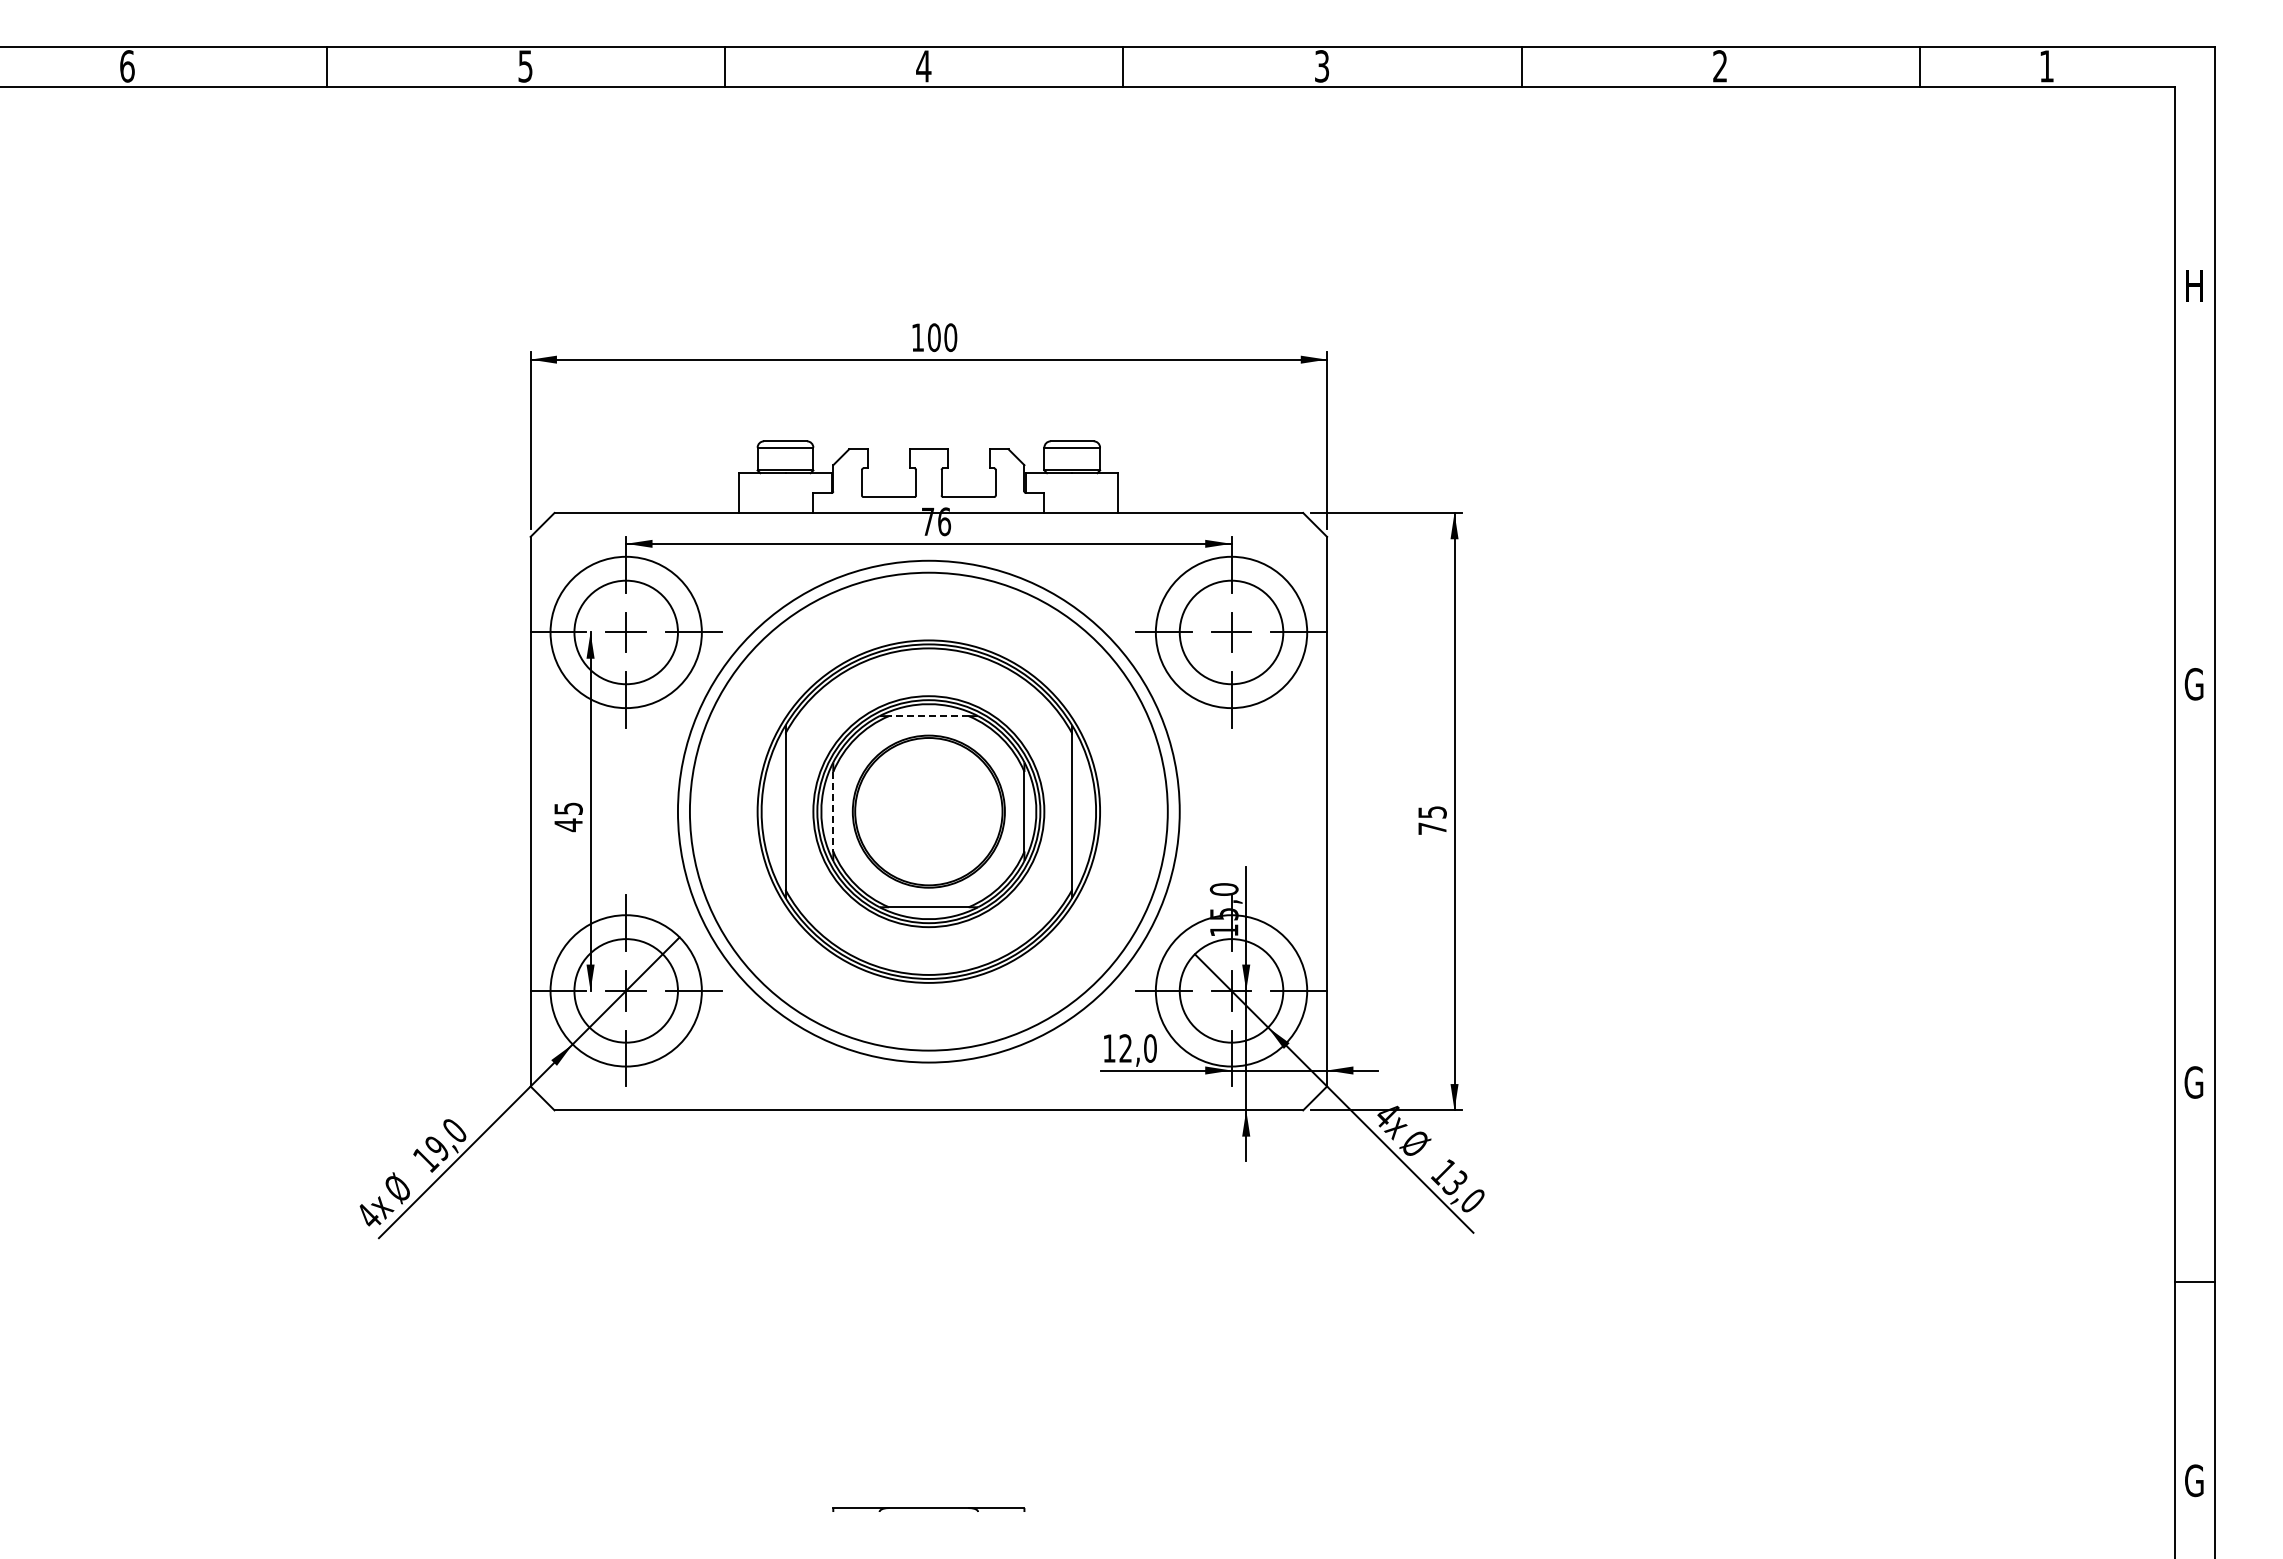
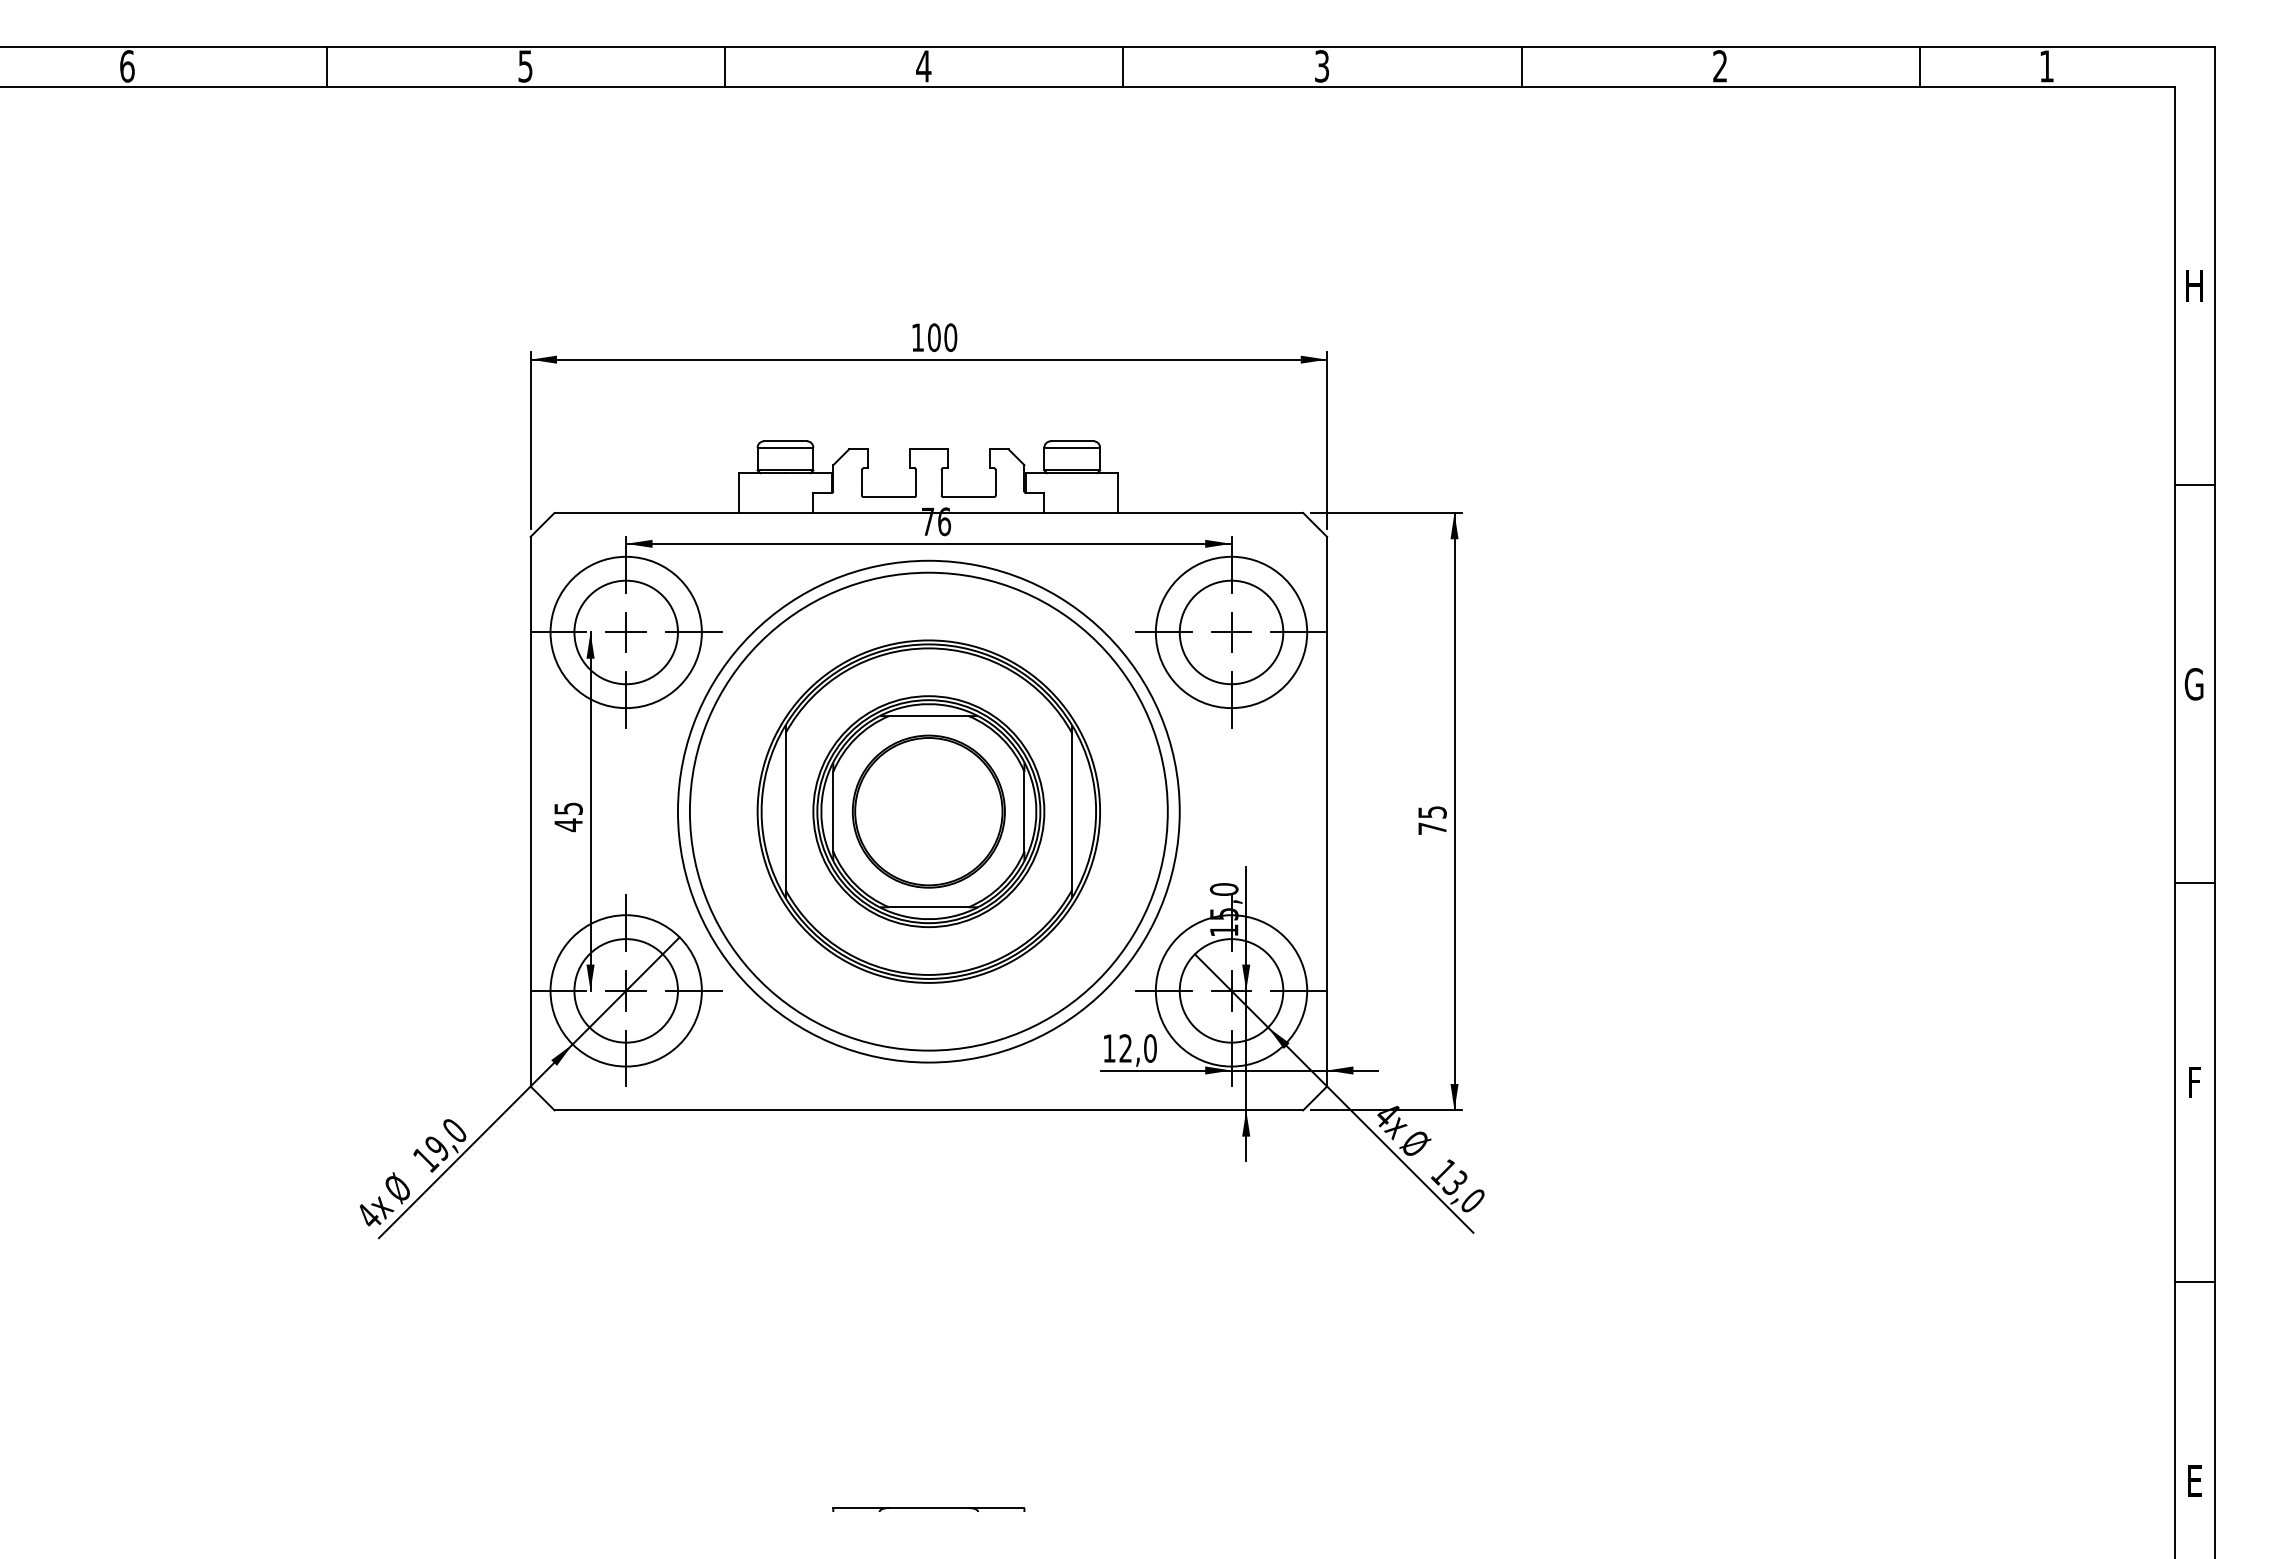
line: none -> present (2194, 485)
line: dashed -> solid (928, 716)
line: dashed -> solid (833, 811)
line: none -> present (2194, 883)
text: G -> F (2193, 1082)
text: G -> E (2194, 1480)
